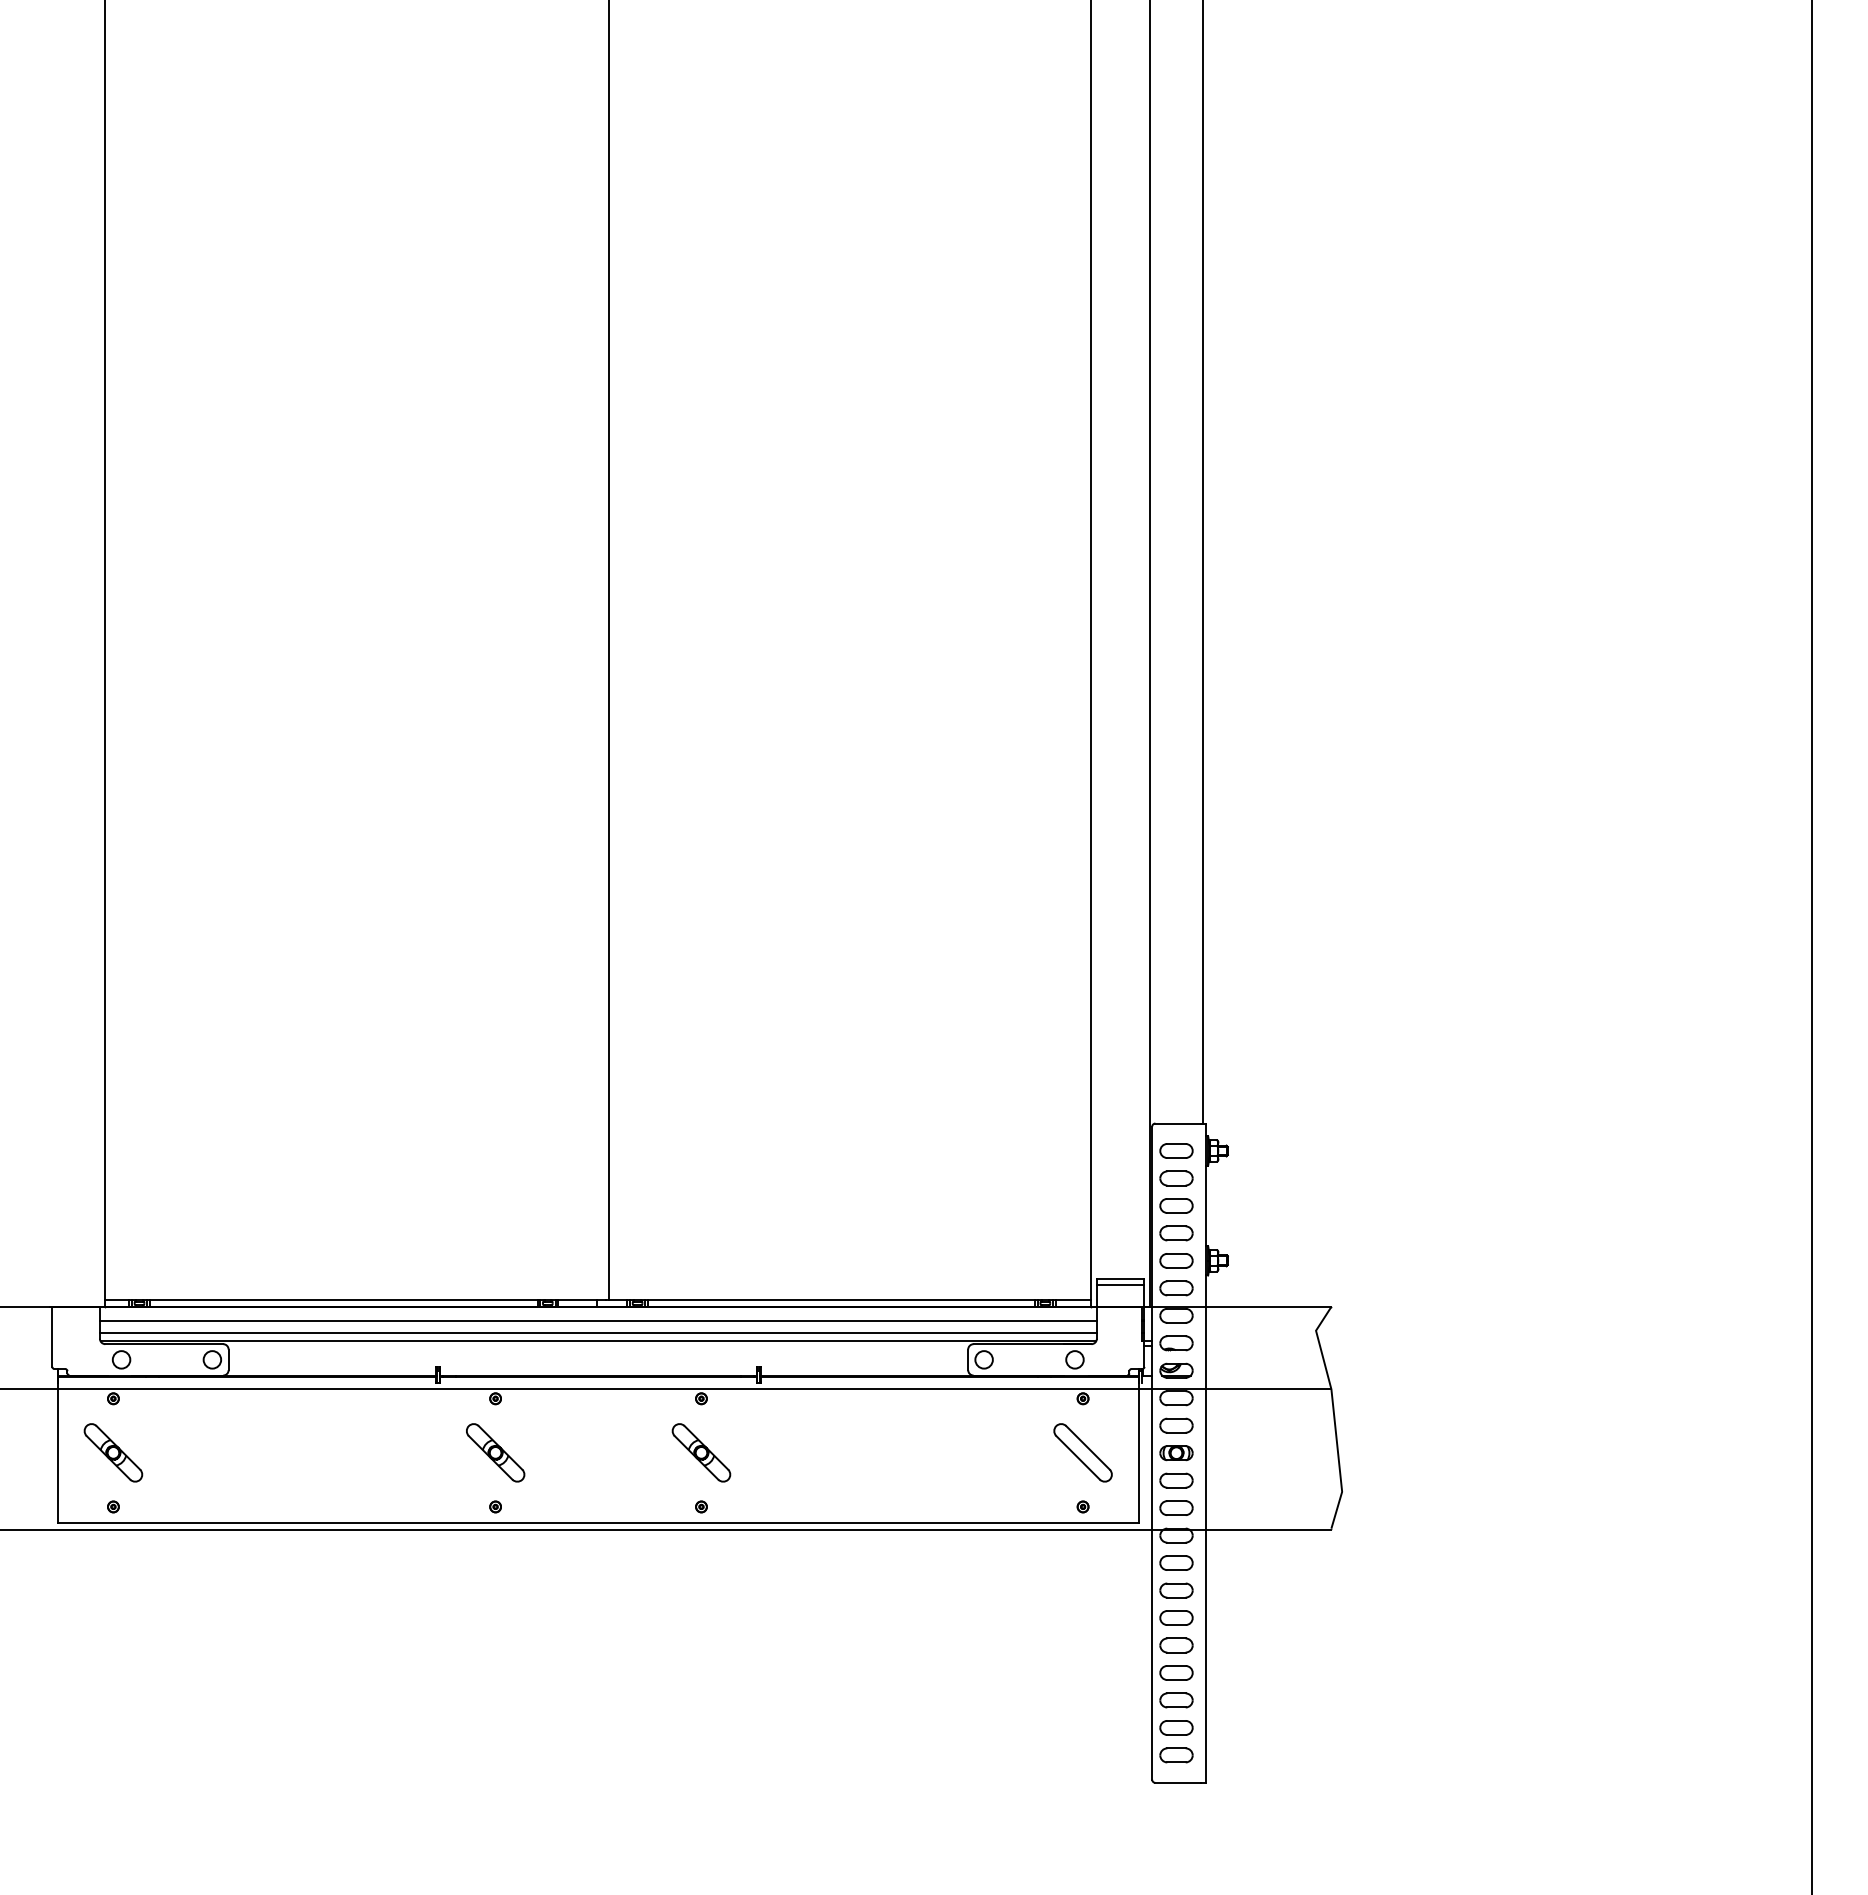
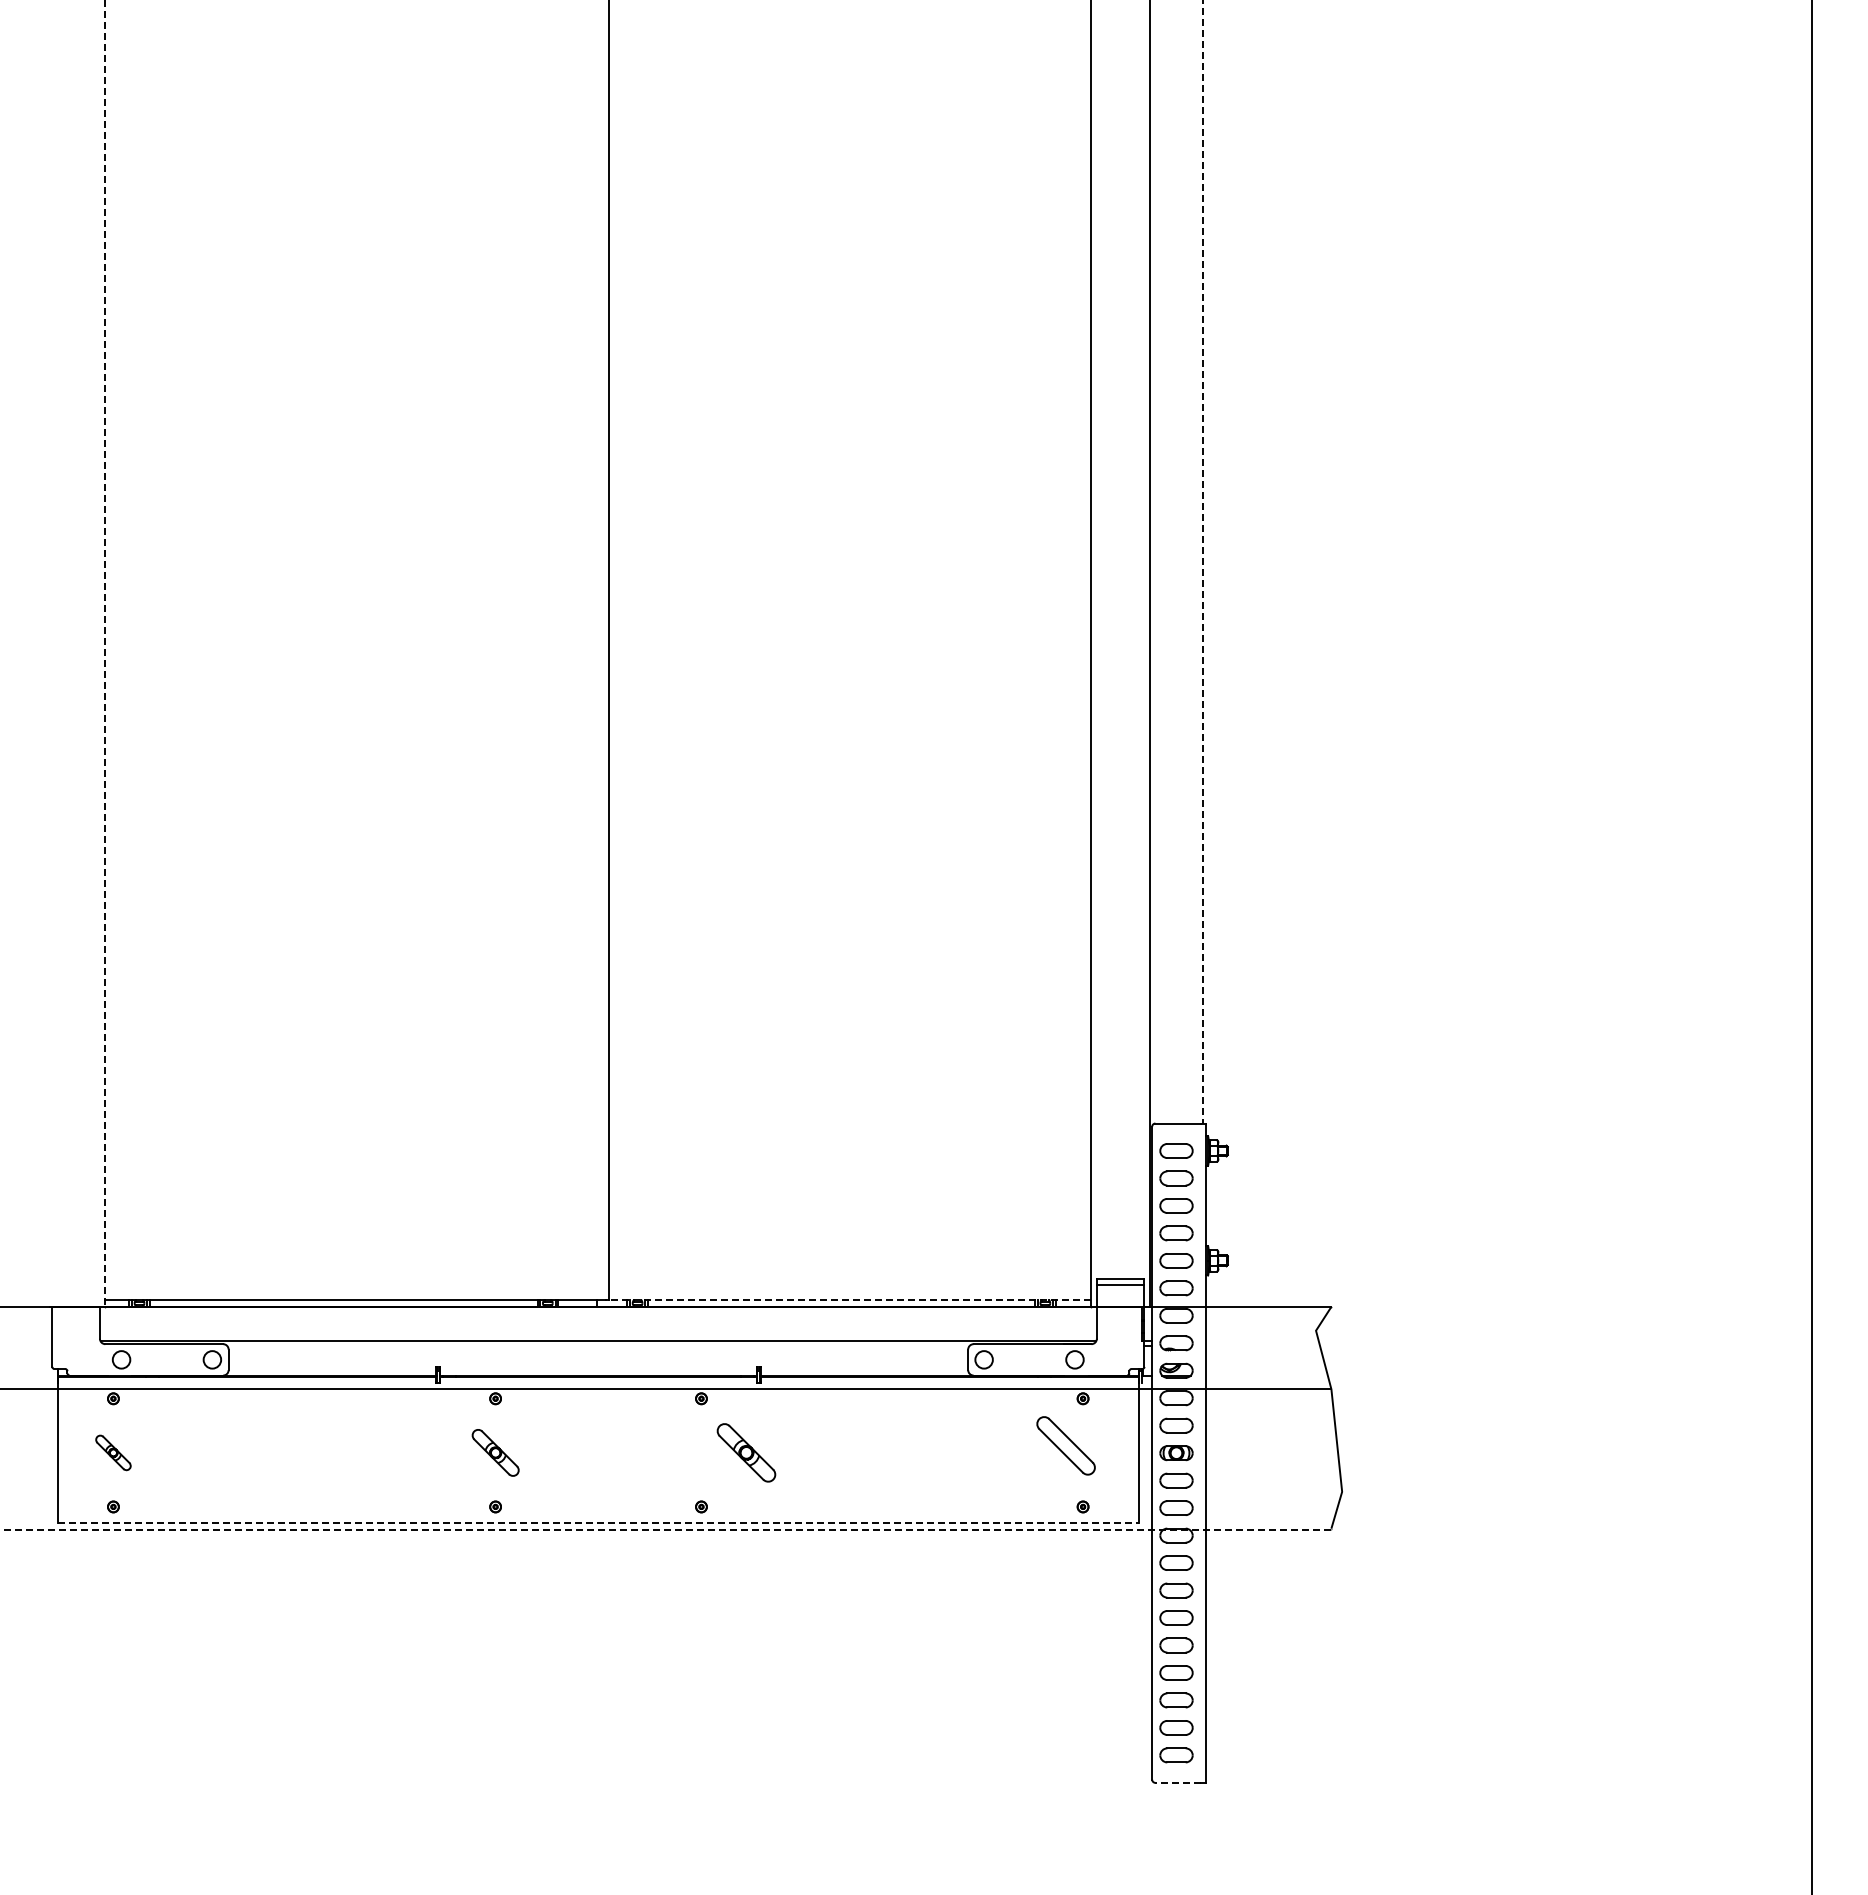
line: solid -> dashed (1203, 562)
line: solid -> dashed (105, 653)
line: solid -> dashed (849, 1299)
line: present -> none (597, 1320)
line: present -> none (597, 1332)
part size: 61x60 px -> 37x38 px (113, 1452)
part size: 60x60 px -> 49x48 px (495, 1452)
part position: (701, 1452) -> (746, 1452) (746, 1452)
part position: (1082, 1452) -> (1065, 1445) (1065, 1445)
line: solid -> dashed (598, 1523)
line: solid -> dashed (665, 1529)
line: solid -> dashed (1178, 1782)
